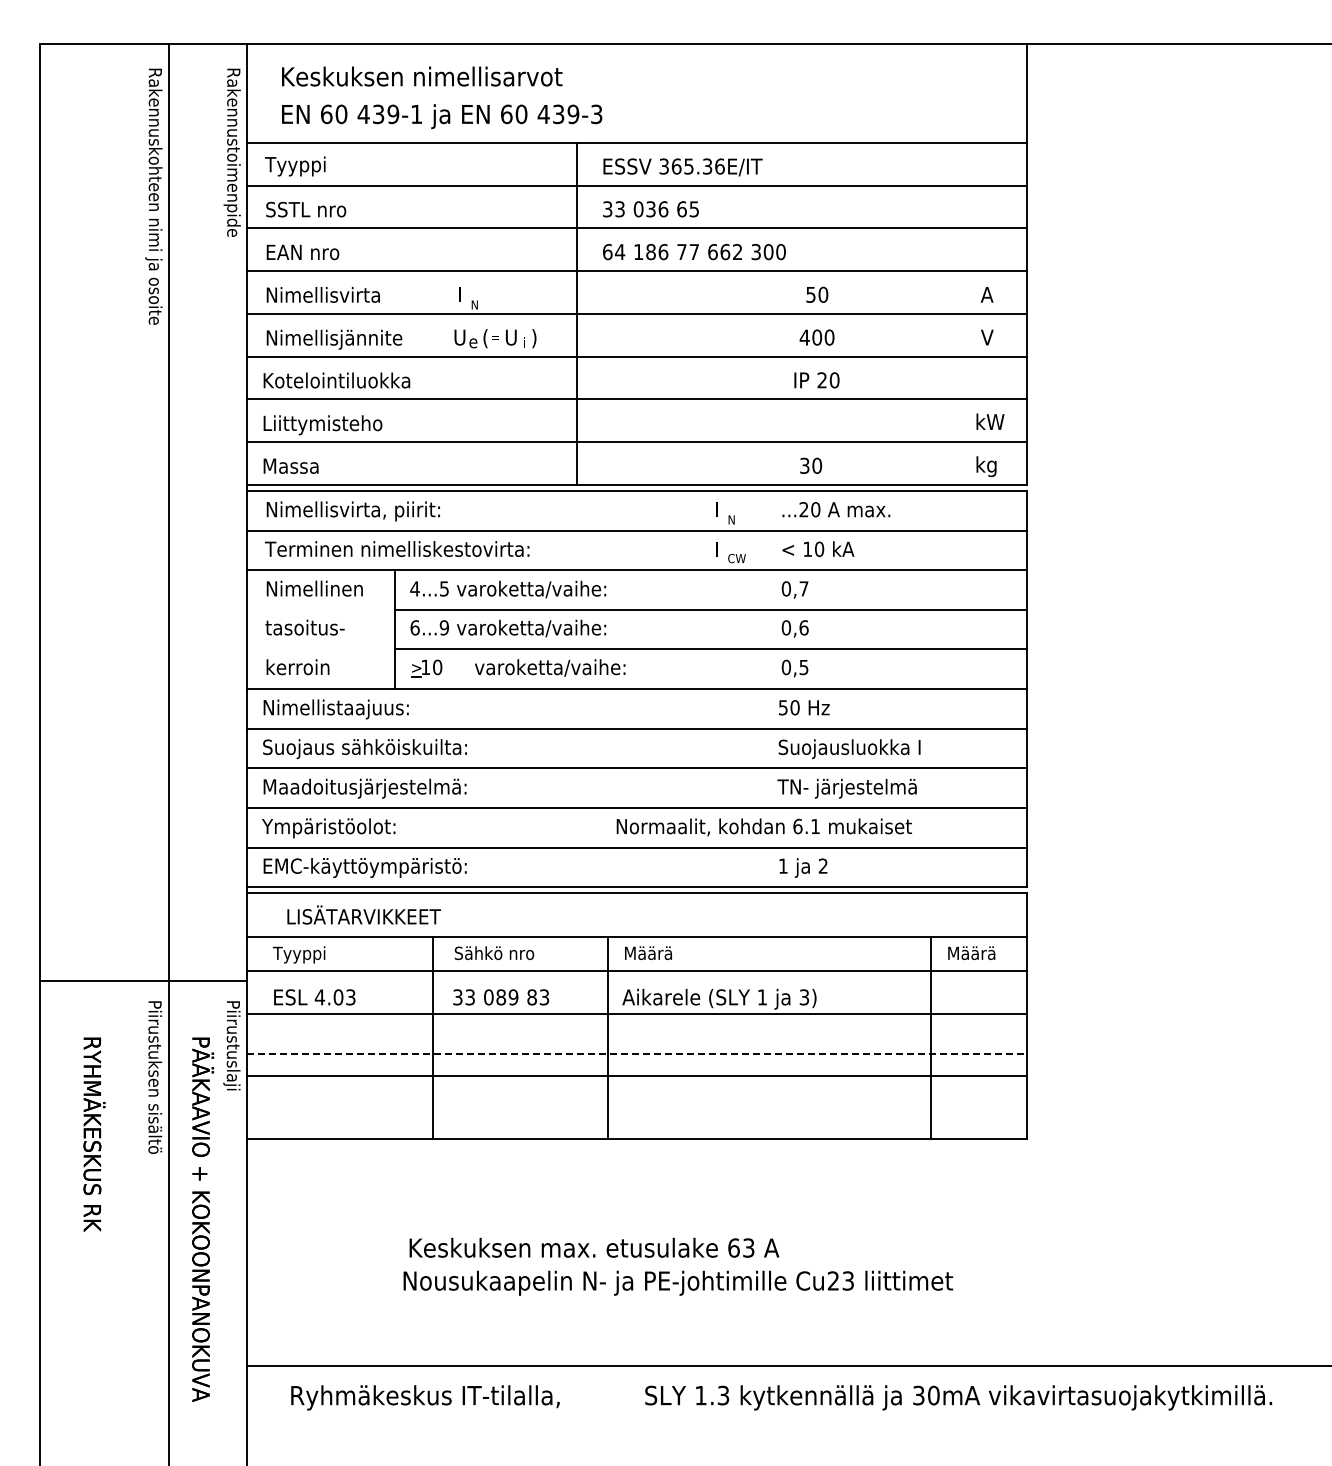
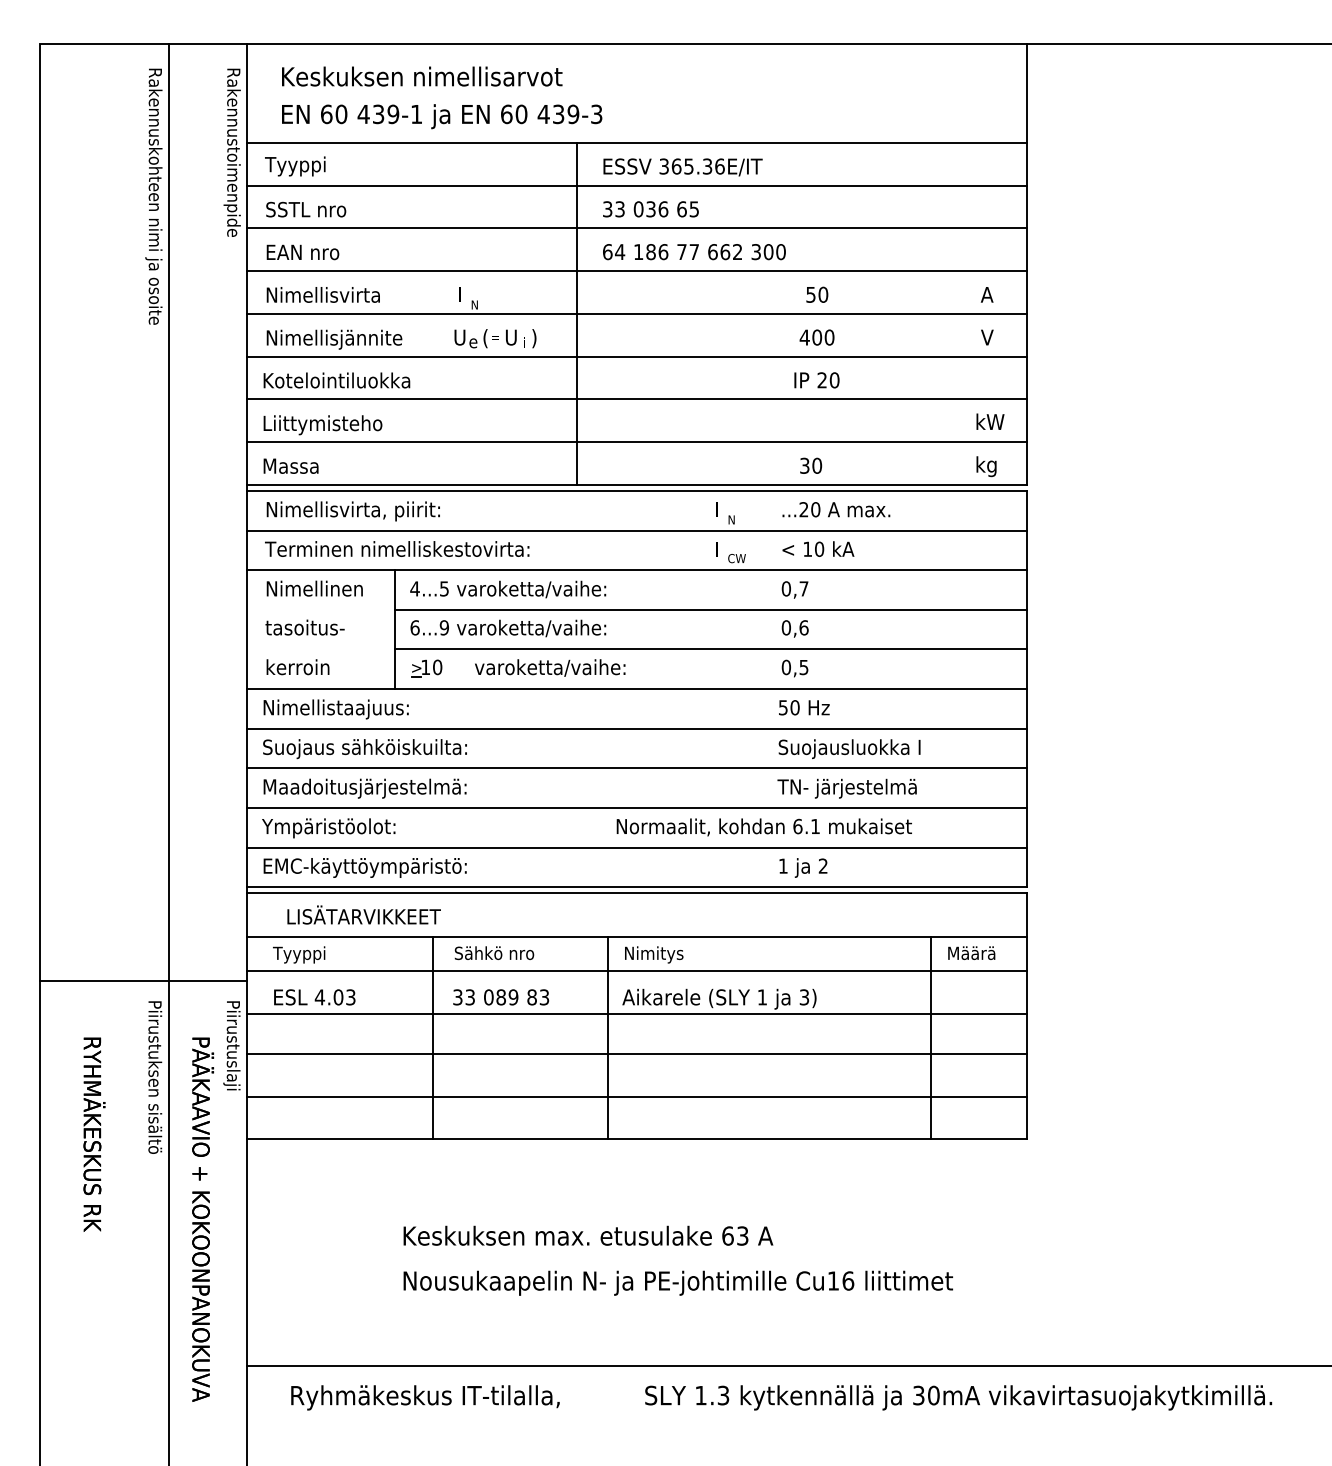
text: Määrä -> Nimitys (654, 954)
line: dashed -> solid (637, 1053)
line position: (636, 1075) -> (636, 1096) (636, 1096)
text position: (594, 1247) -> (588, 1235) (588, 1235)
text: Cu23 -> Cu16 (840, 1280)
